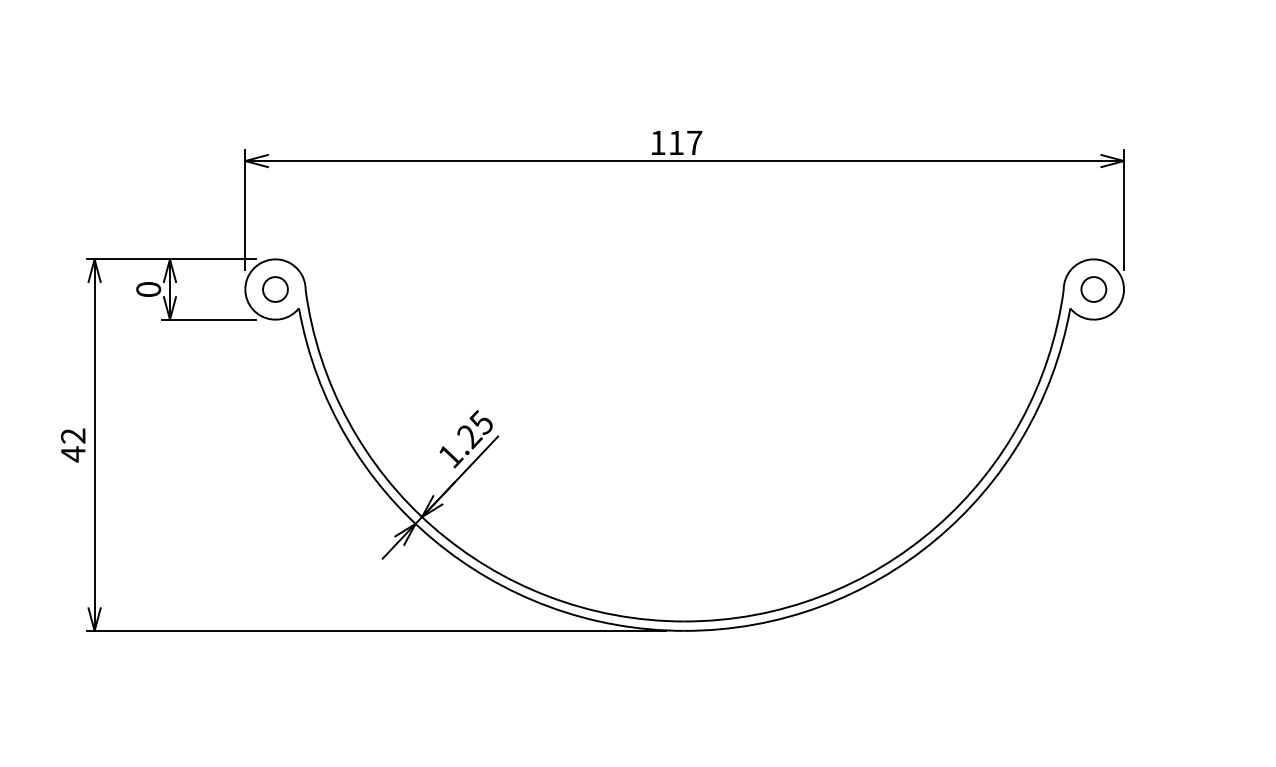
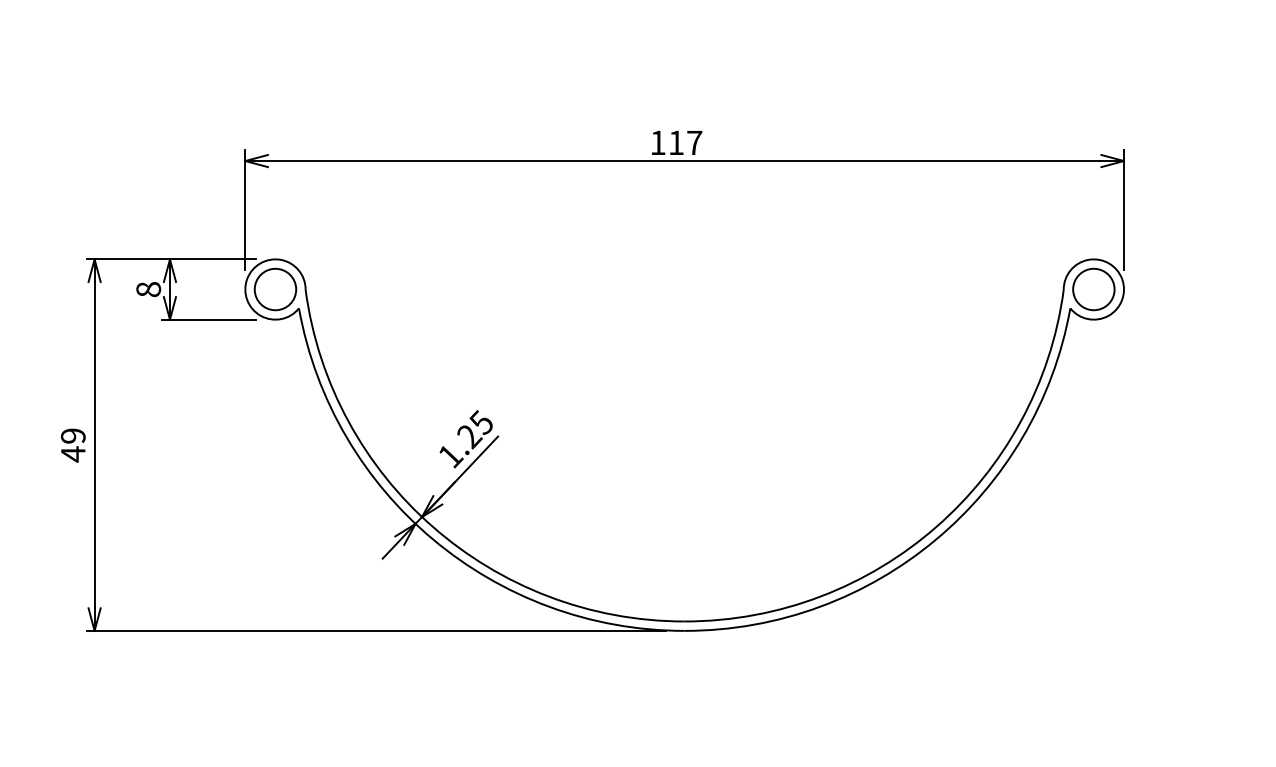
text: 0 -> 8 (148, 289)
circle diameter: 25 px -> 41 px (275, 289)
circle diameter: 25 px -> 41 px (1093, 289)
text: 42 -> 49 (73, 435)
